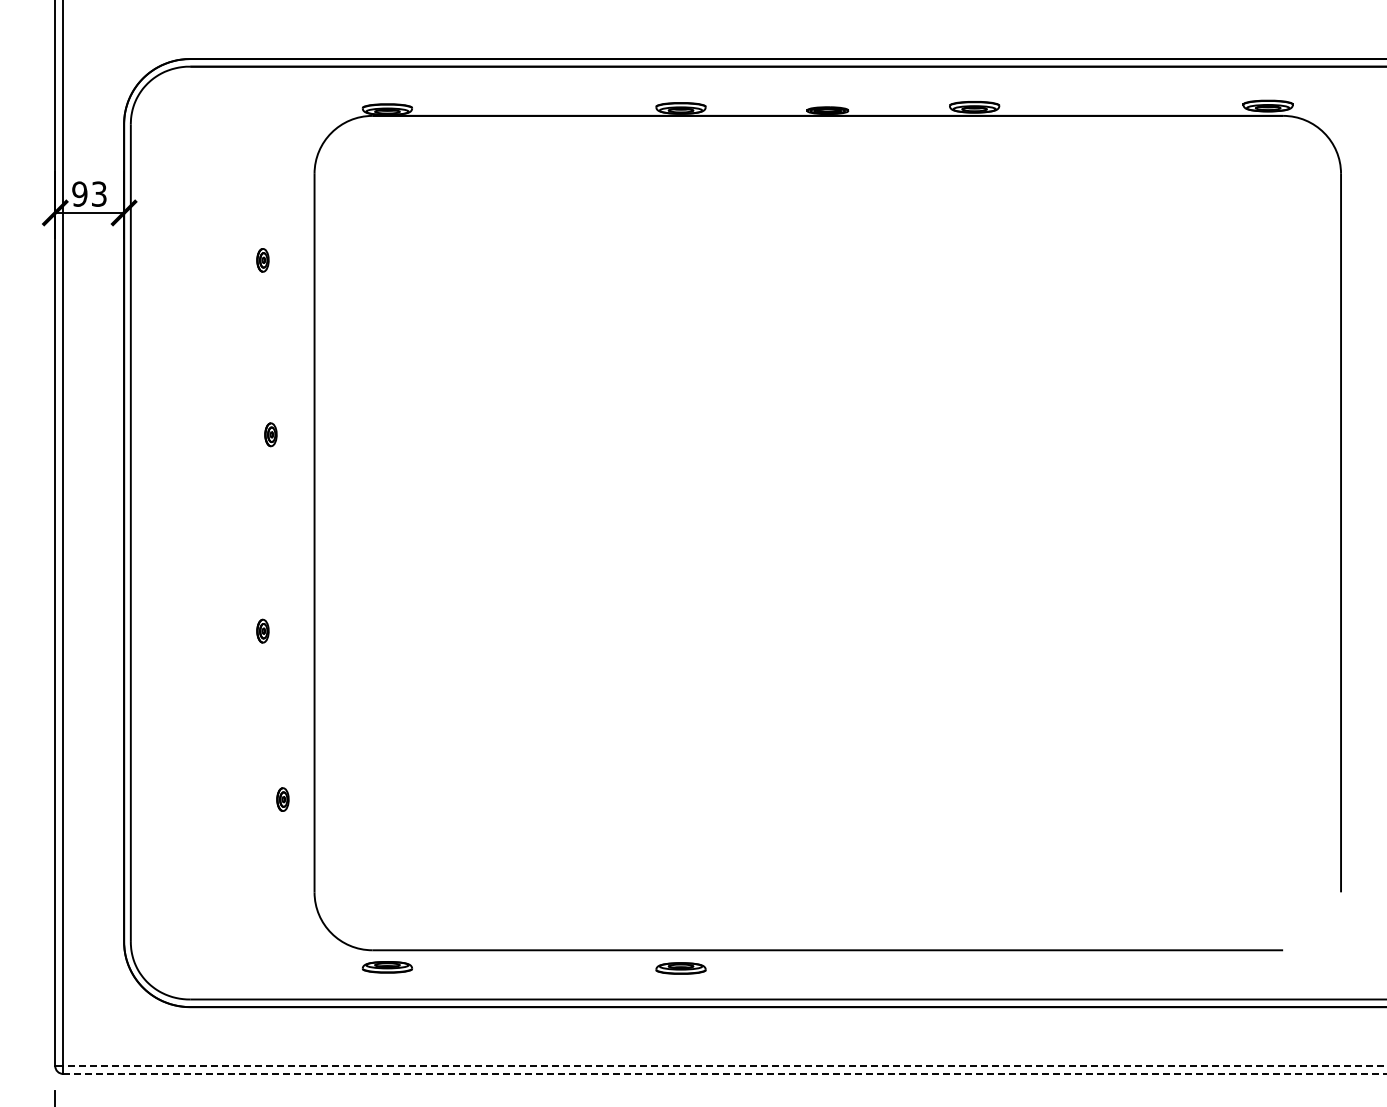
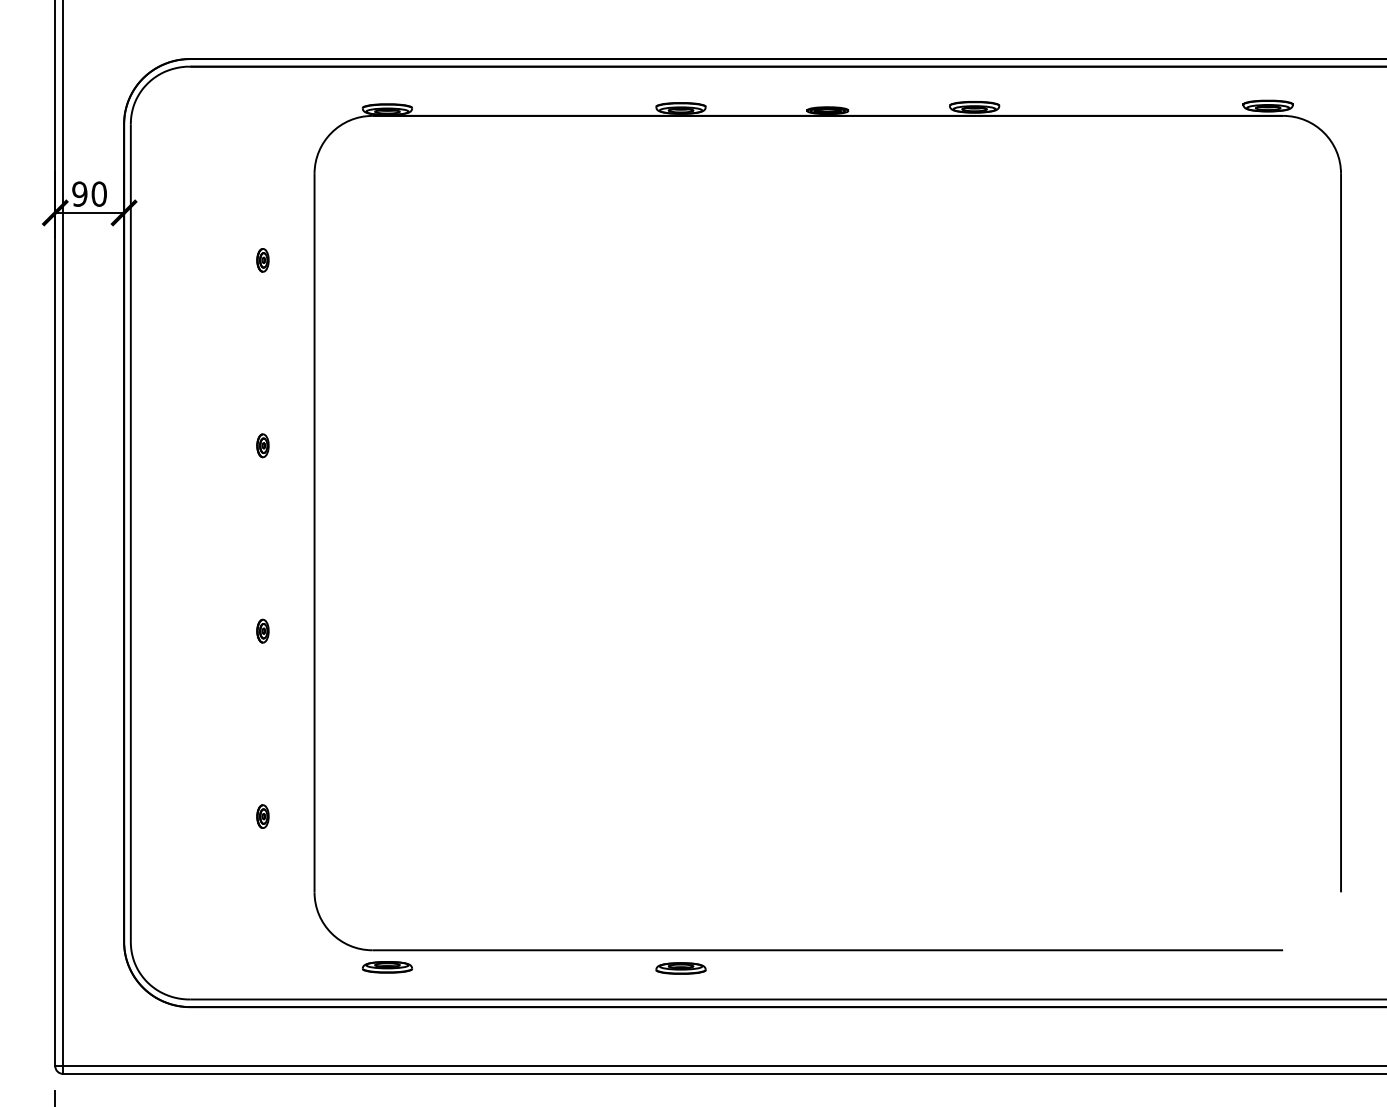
text: 93 -> 90 (98, 193)
part position: (270, 434) -> (262, 445) (262, 445)
part position: (282, 799) -> (262, 816) (262, 816)
line: dashed -> solid (724, 1066)
line: dashed -> solid (724, 1073)
